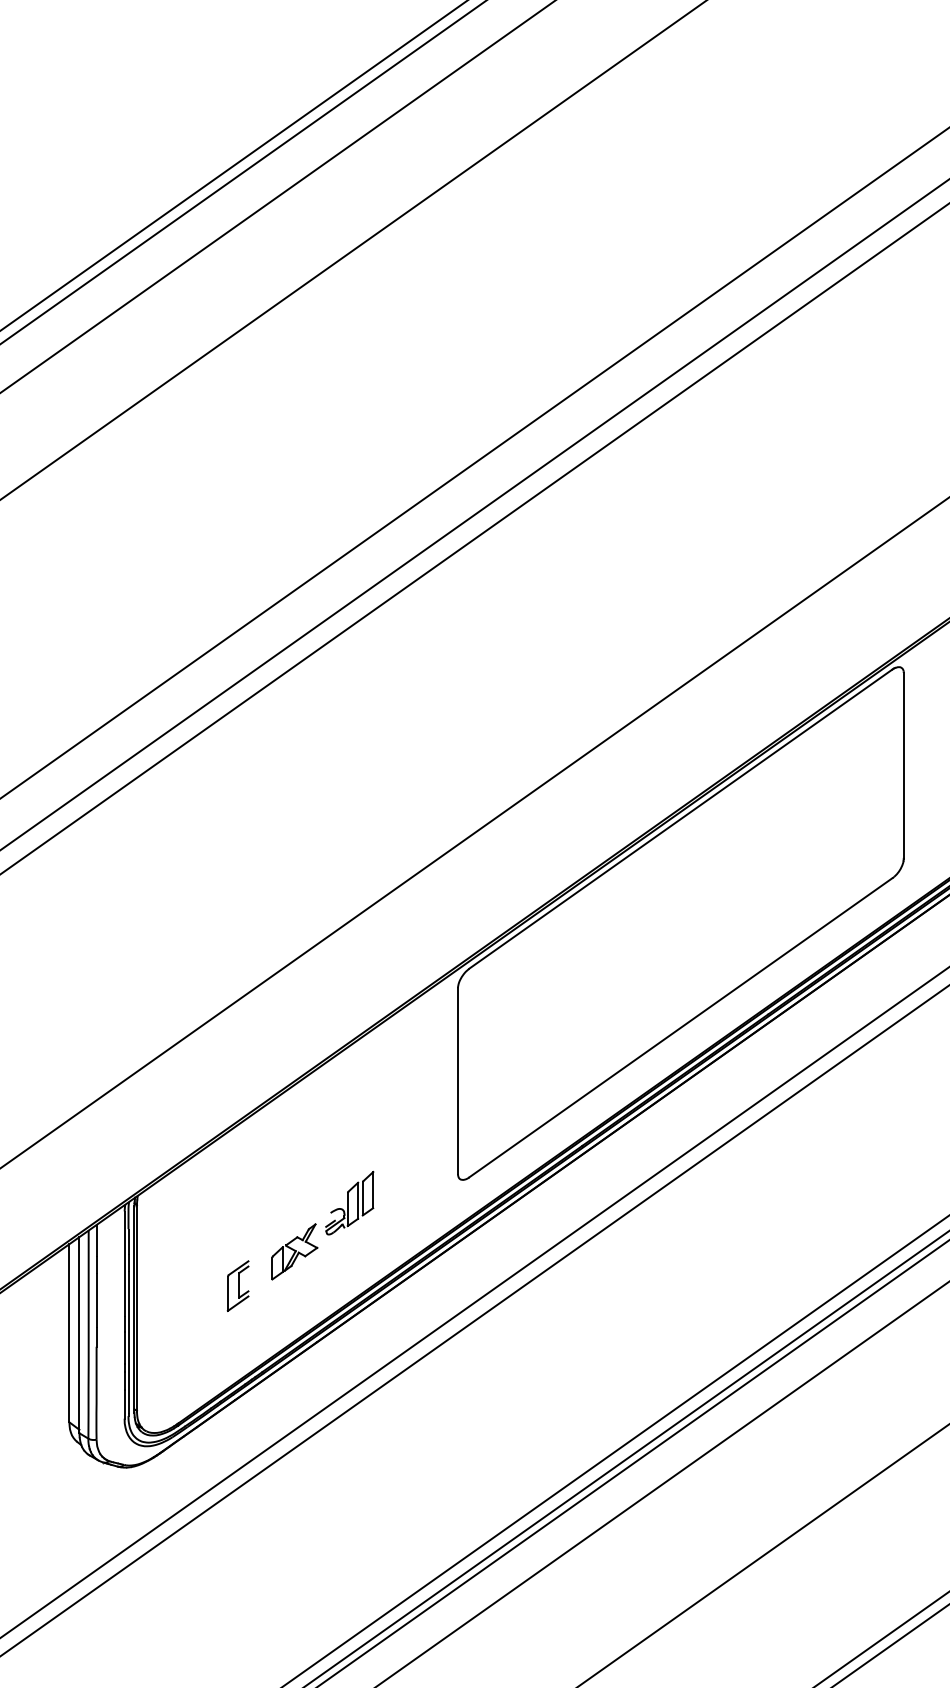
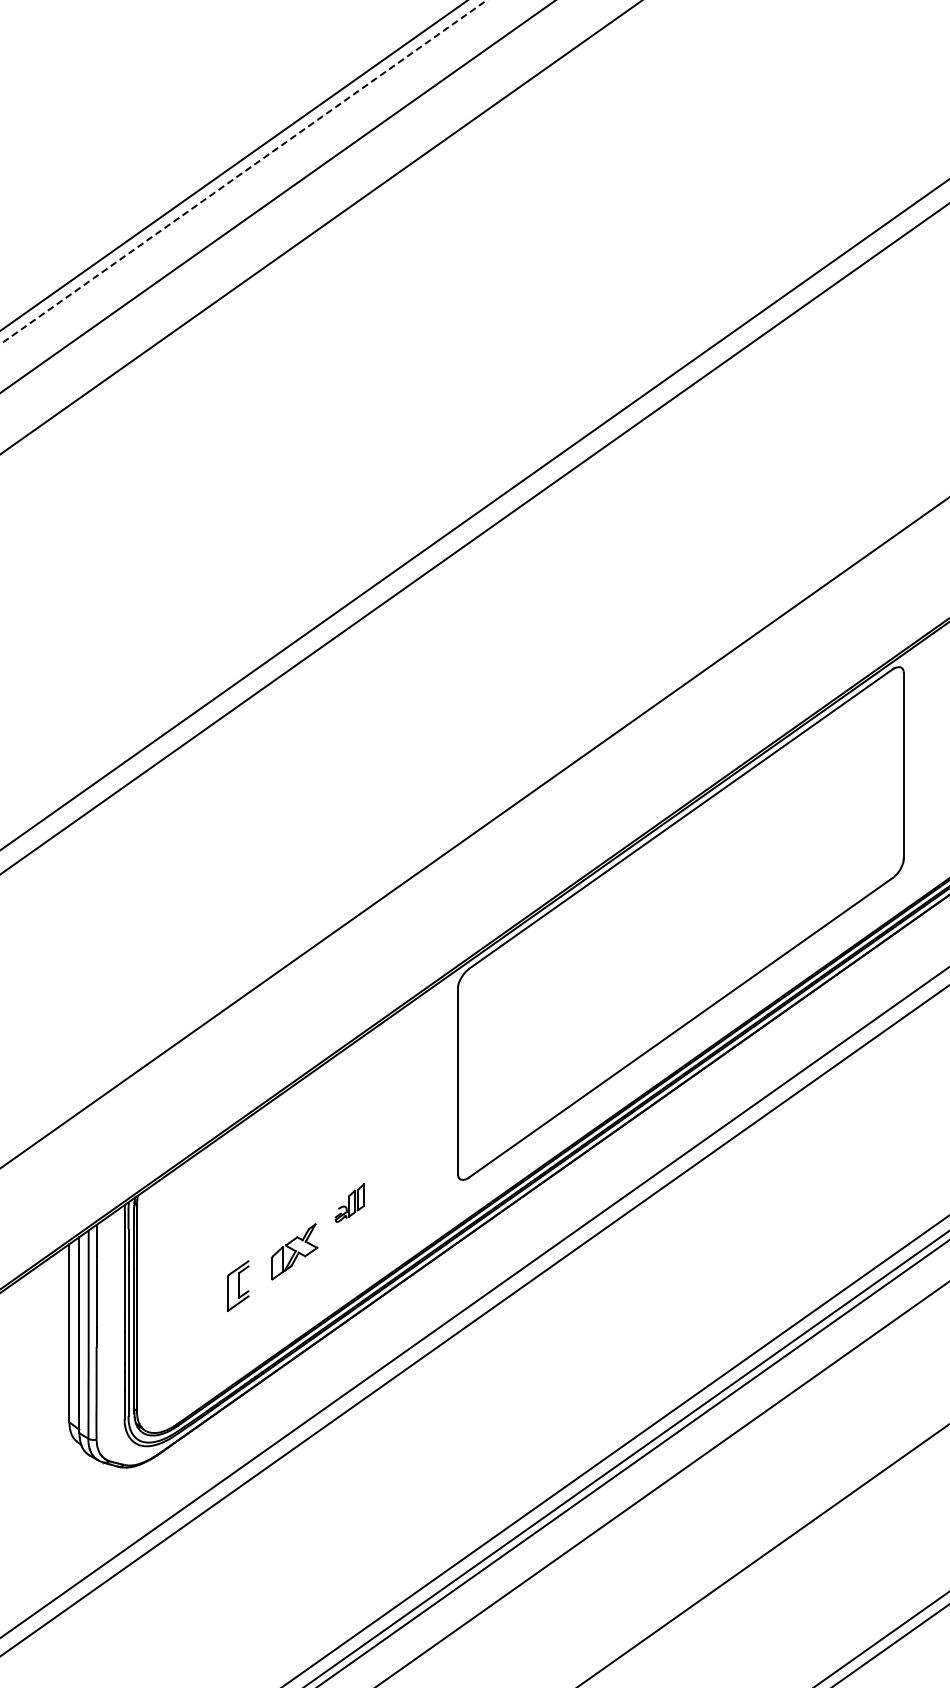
line: solid -> dashed (243, 172)
line position: (353, 250) -> (320, 227) (320, 227)
line: present -> none (474, 463)
part size: 50x66 px -> 31x40 px (349, 1202)
